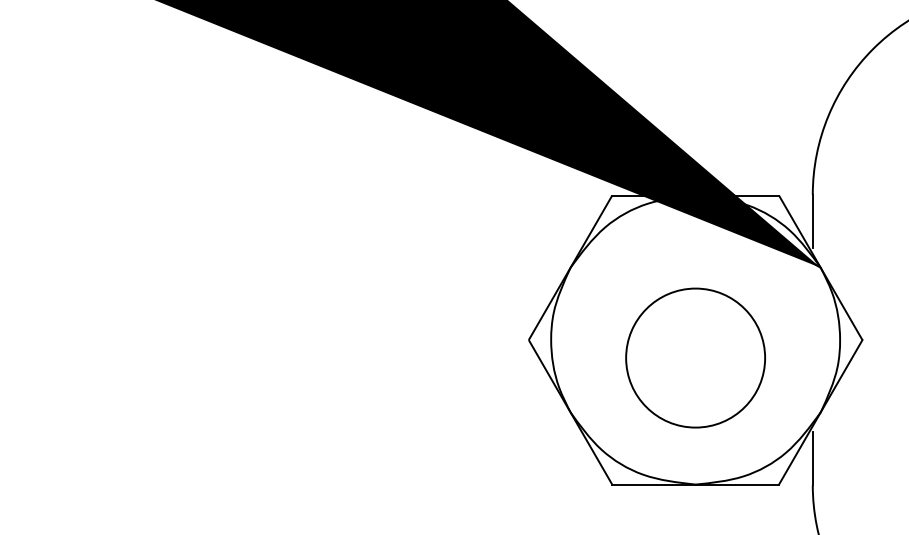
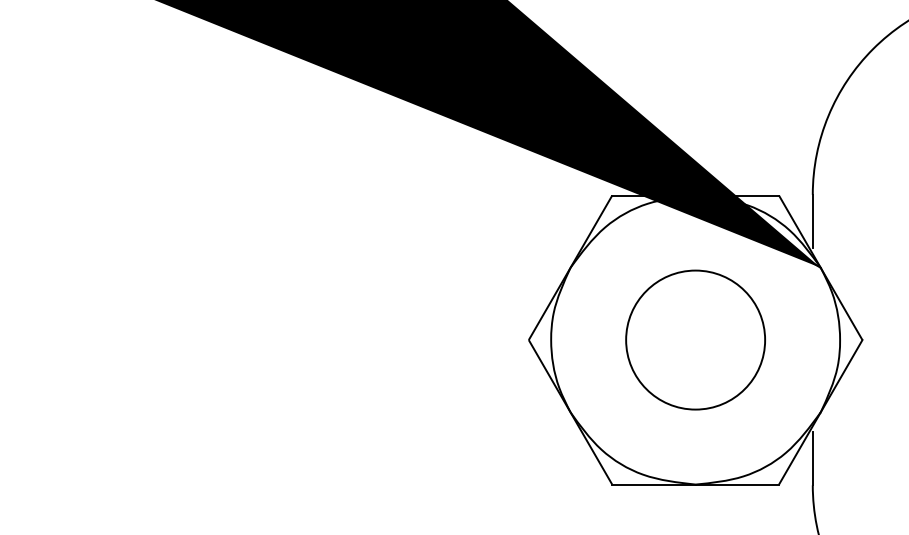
circle position: (695, 357) -> (695, 339) (695, 339)
